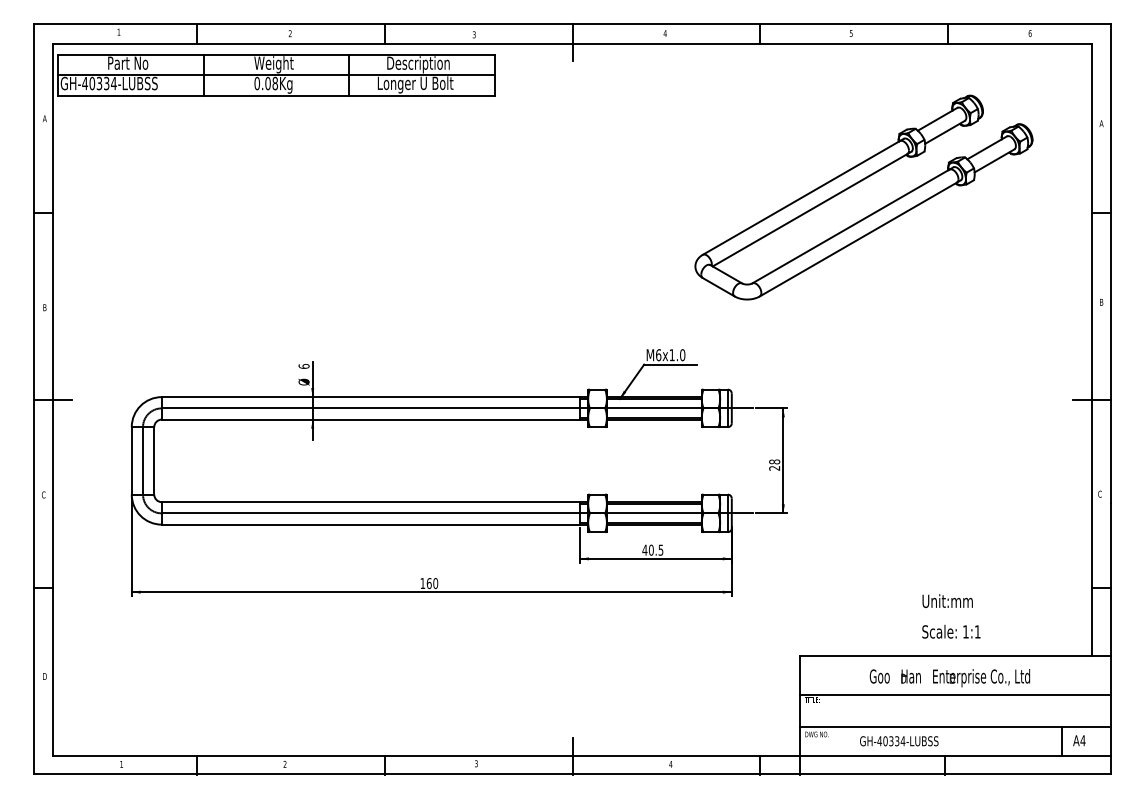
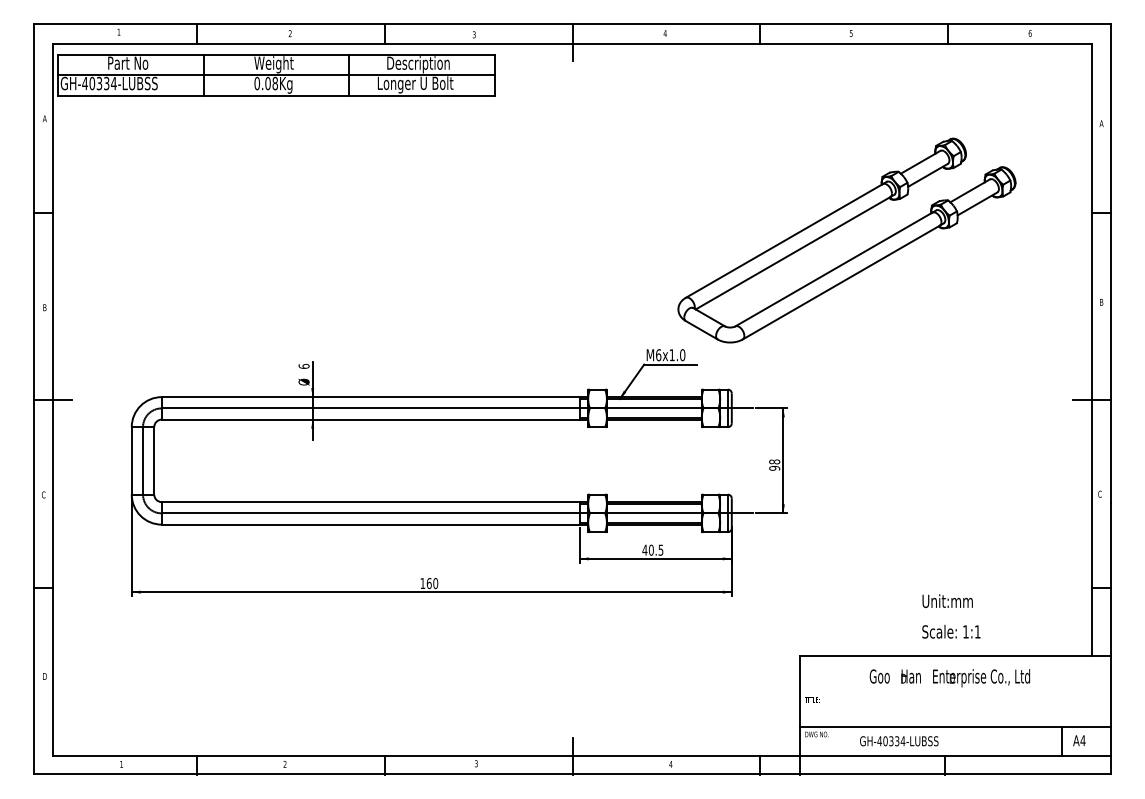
part position: (855, 185) -> (838, 228) (838, 228)
text: 28 -> 98 (774, 467)
line: present -> none (955, 695)
